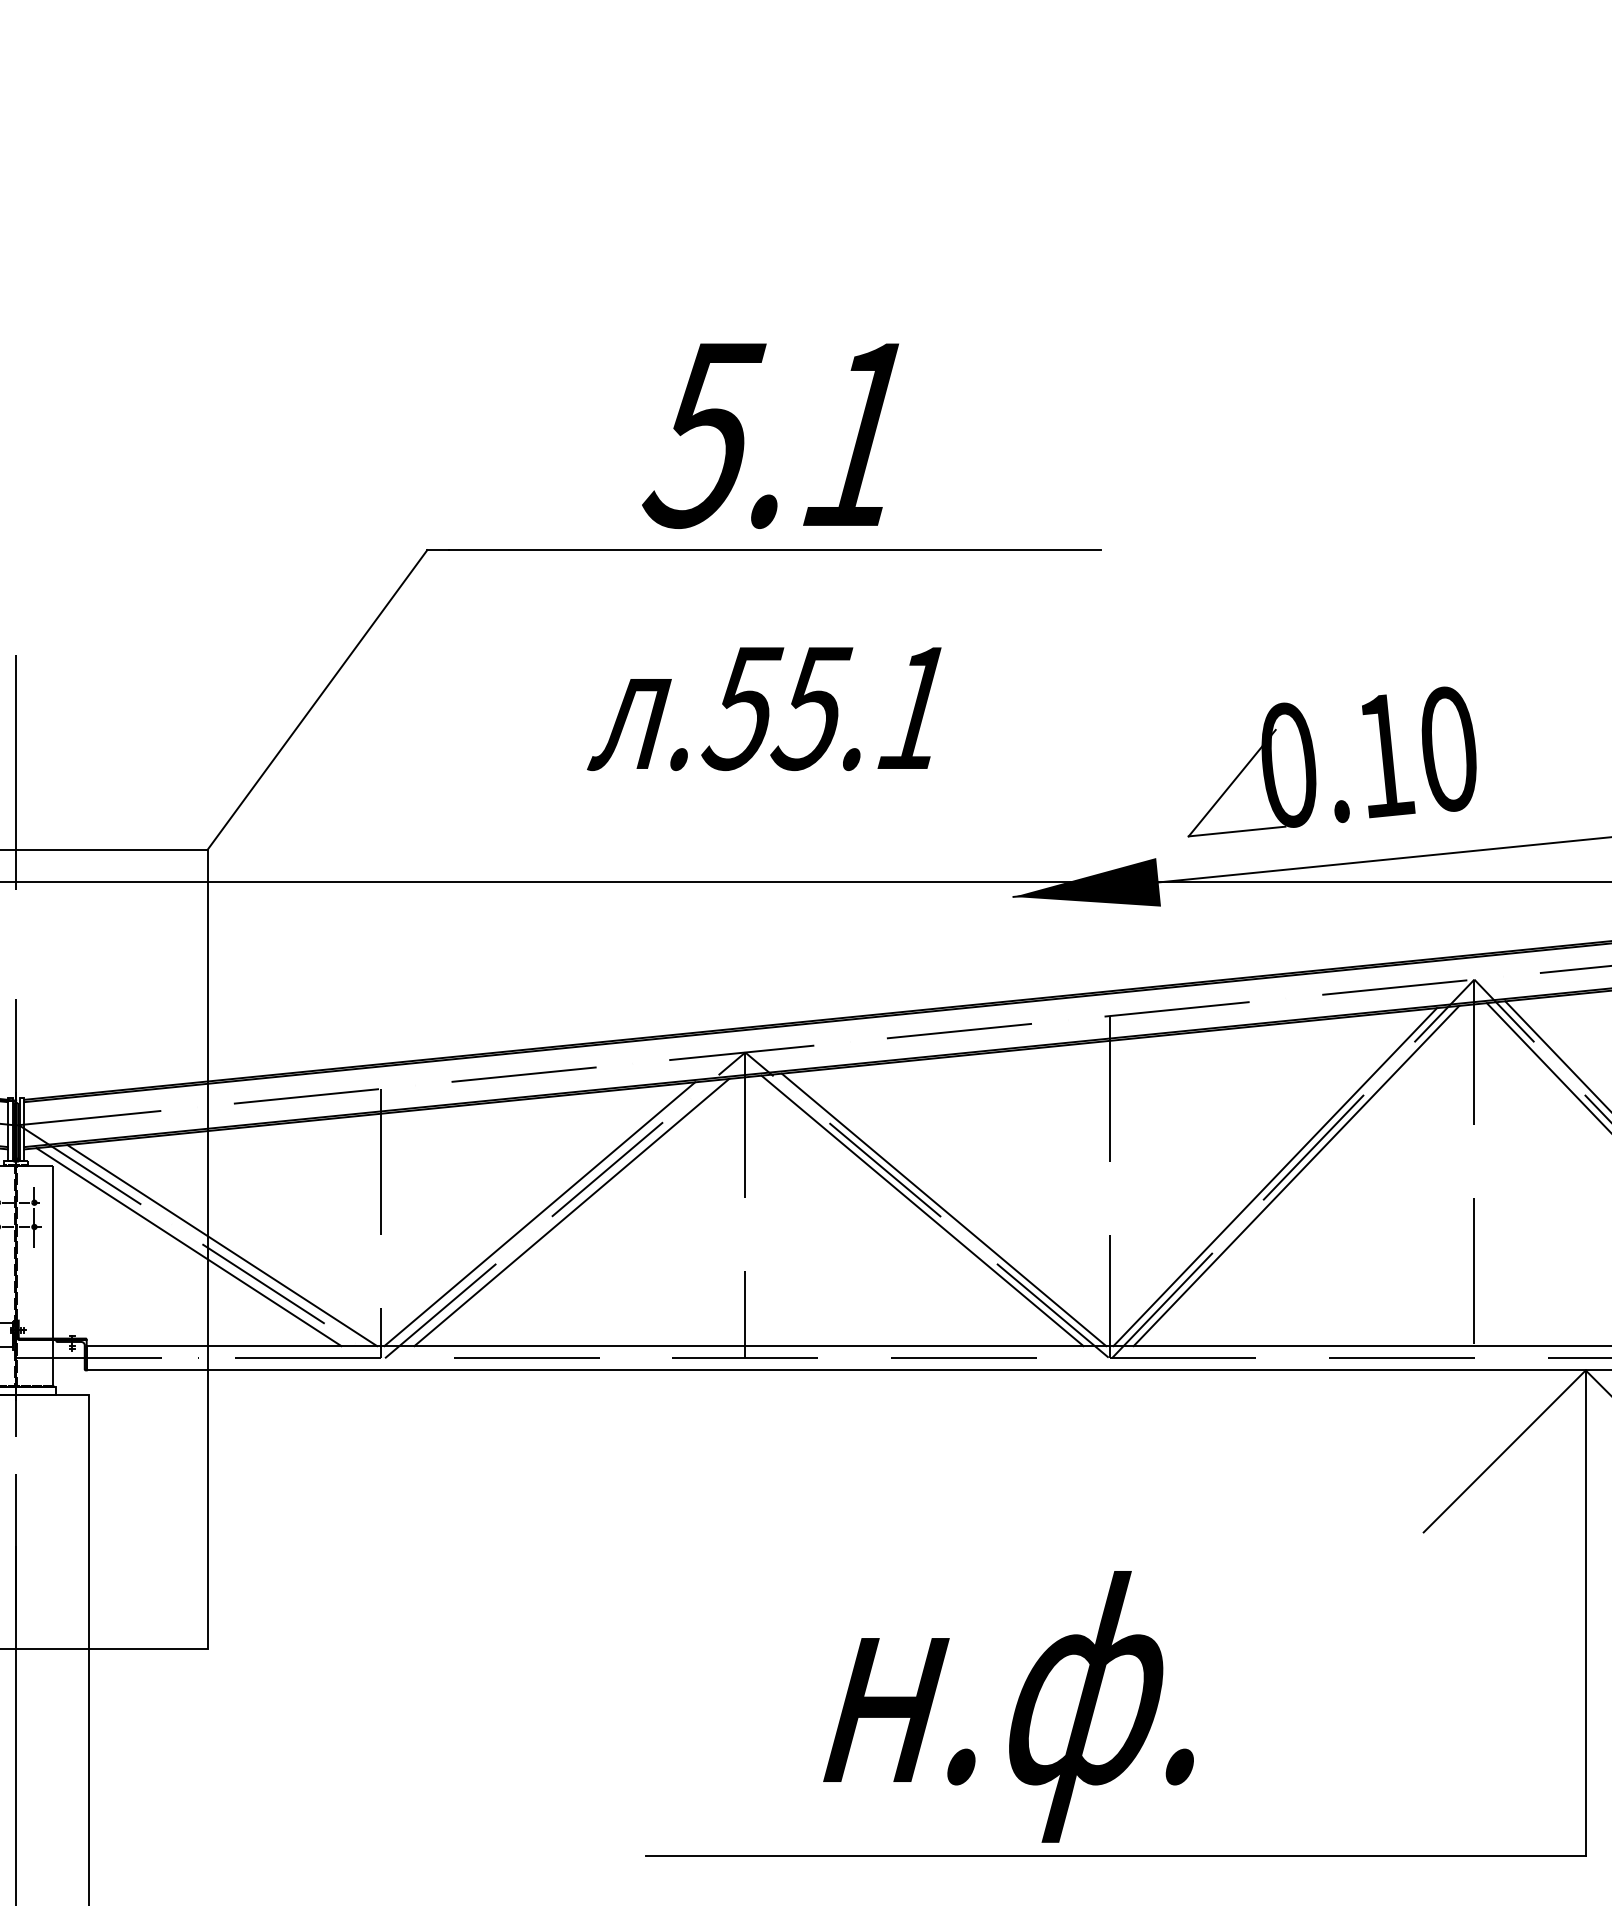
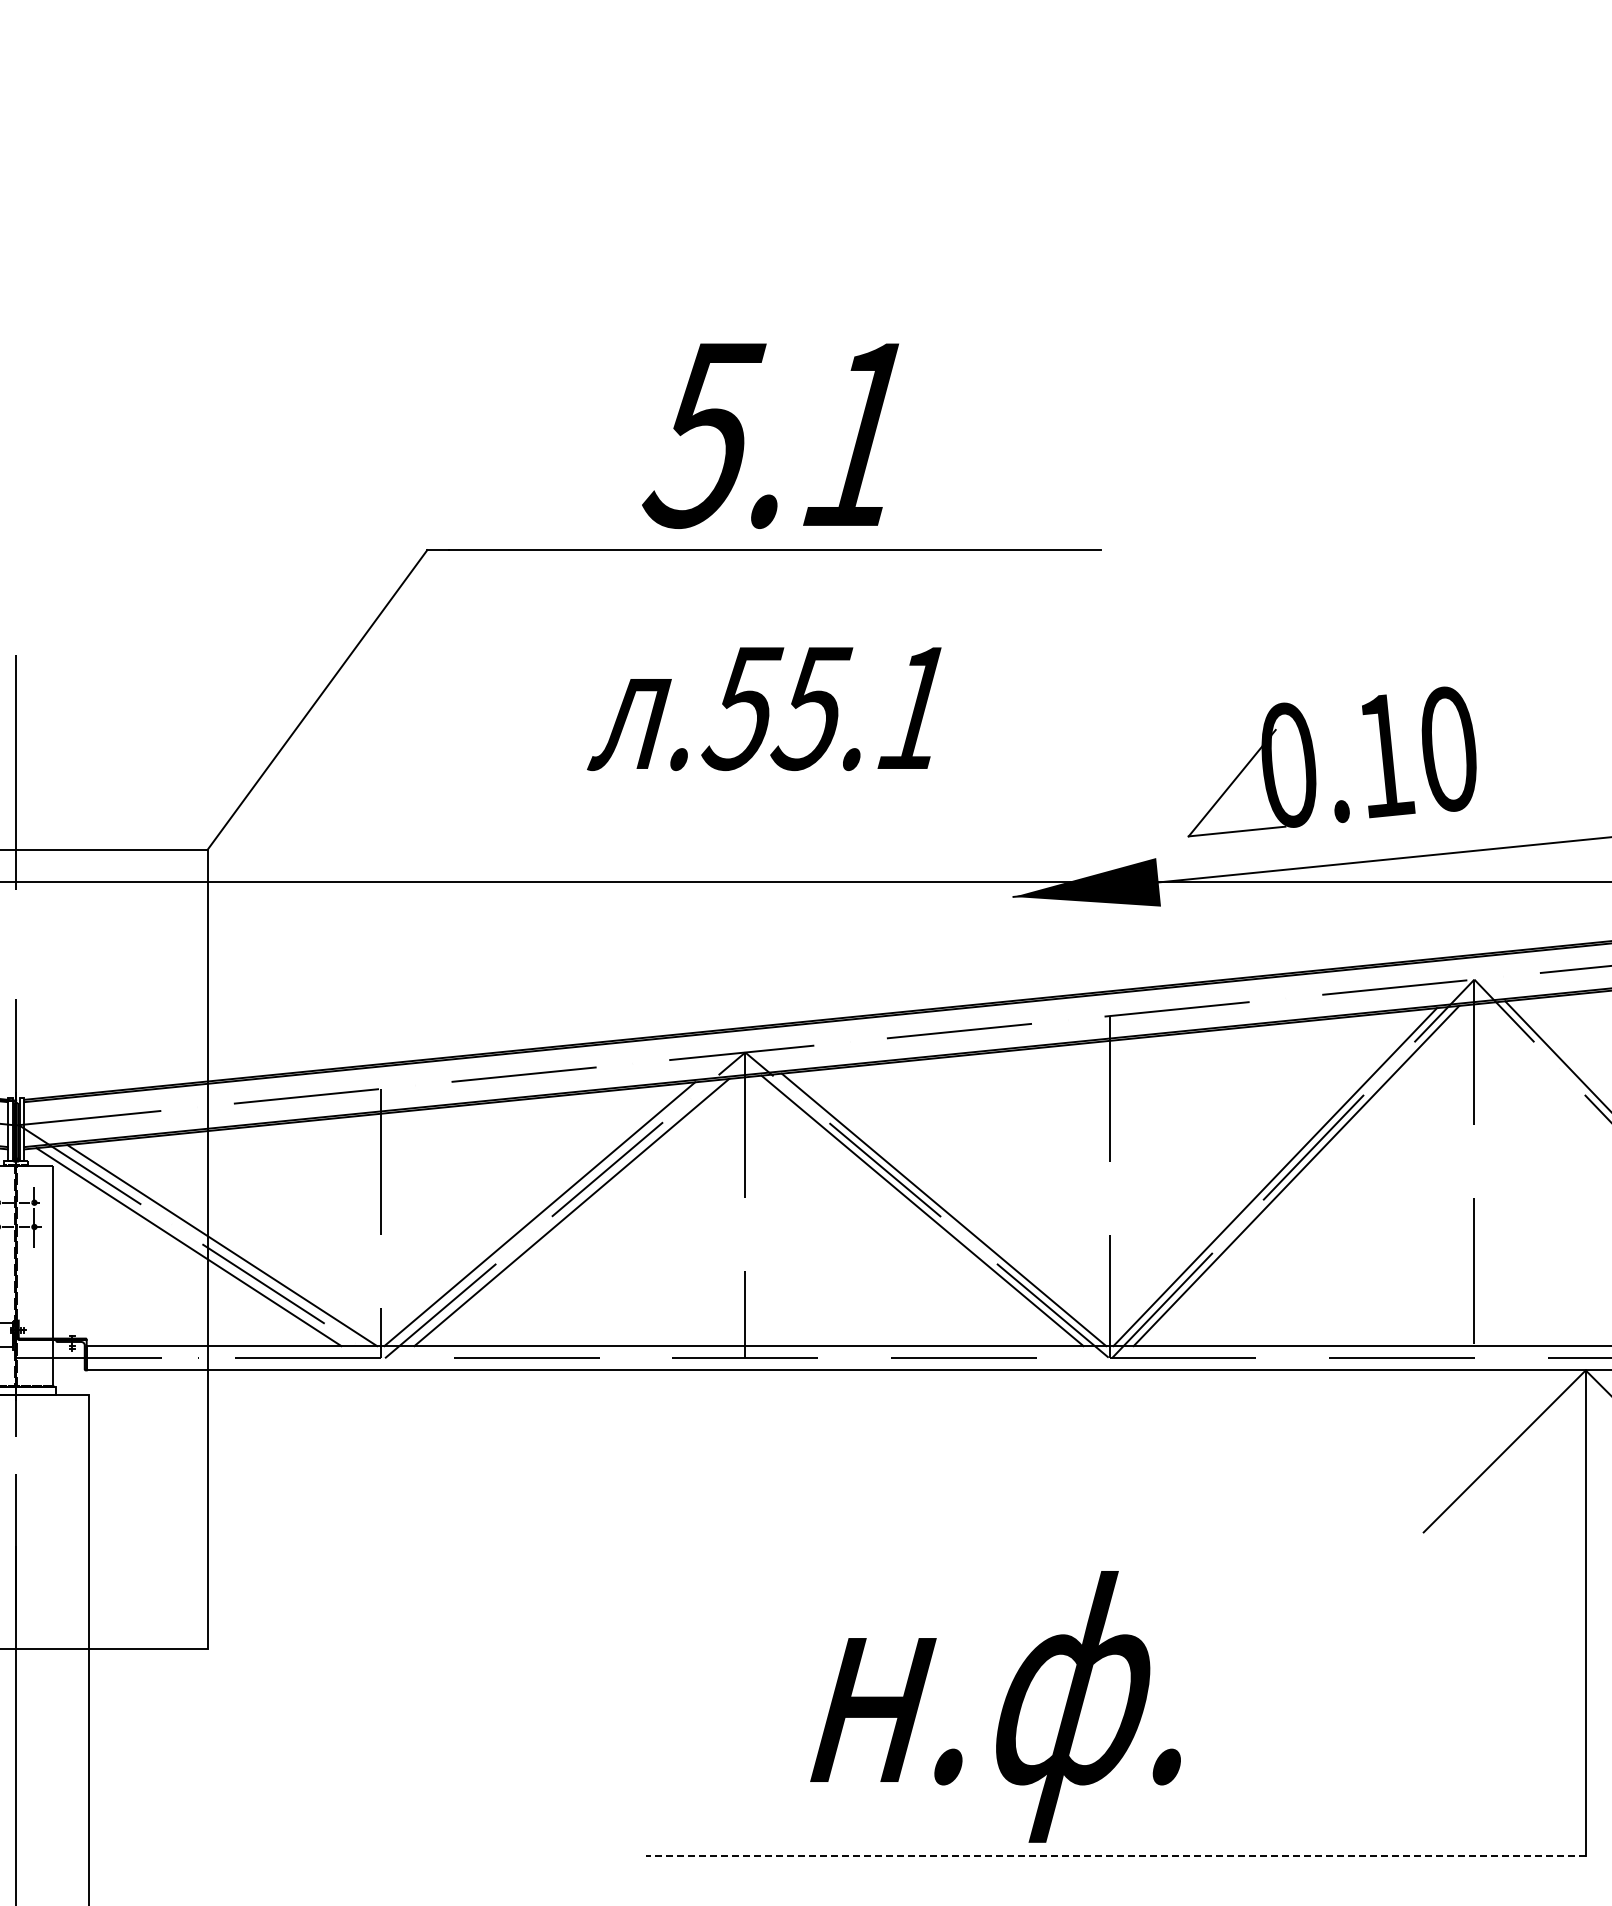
line: present -> none (1547, 1066)
text position: (1008, 1706) -> (995, 1706) (995, 1706)
line: solid -> dashed (1115, 1856)
